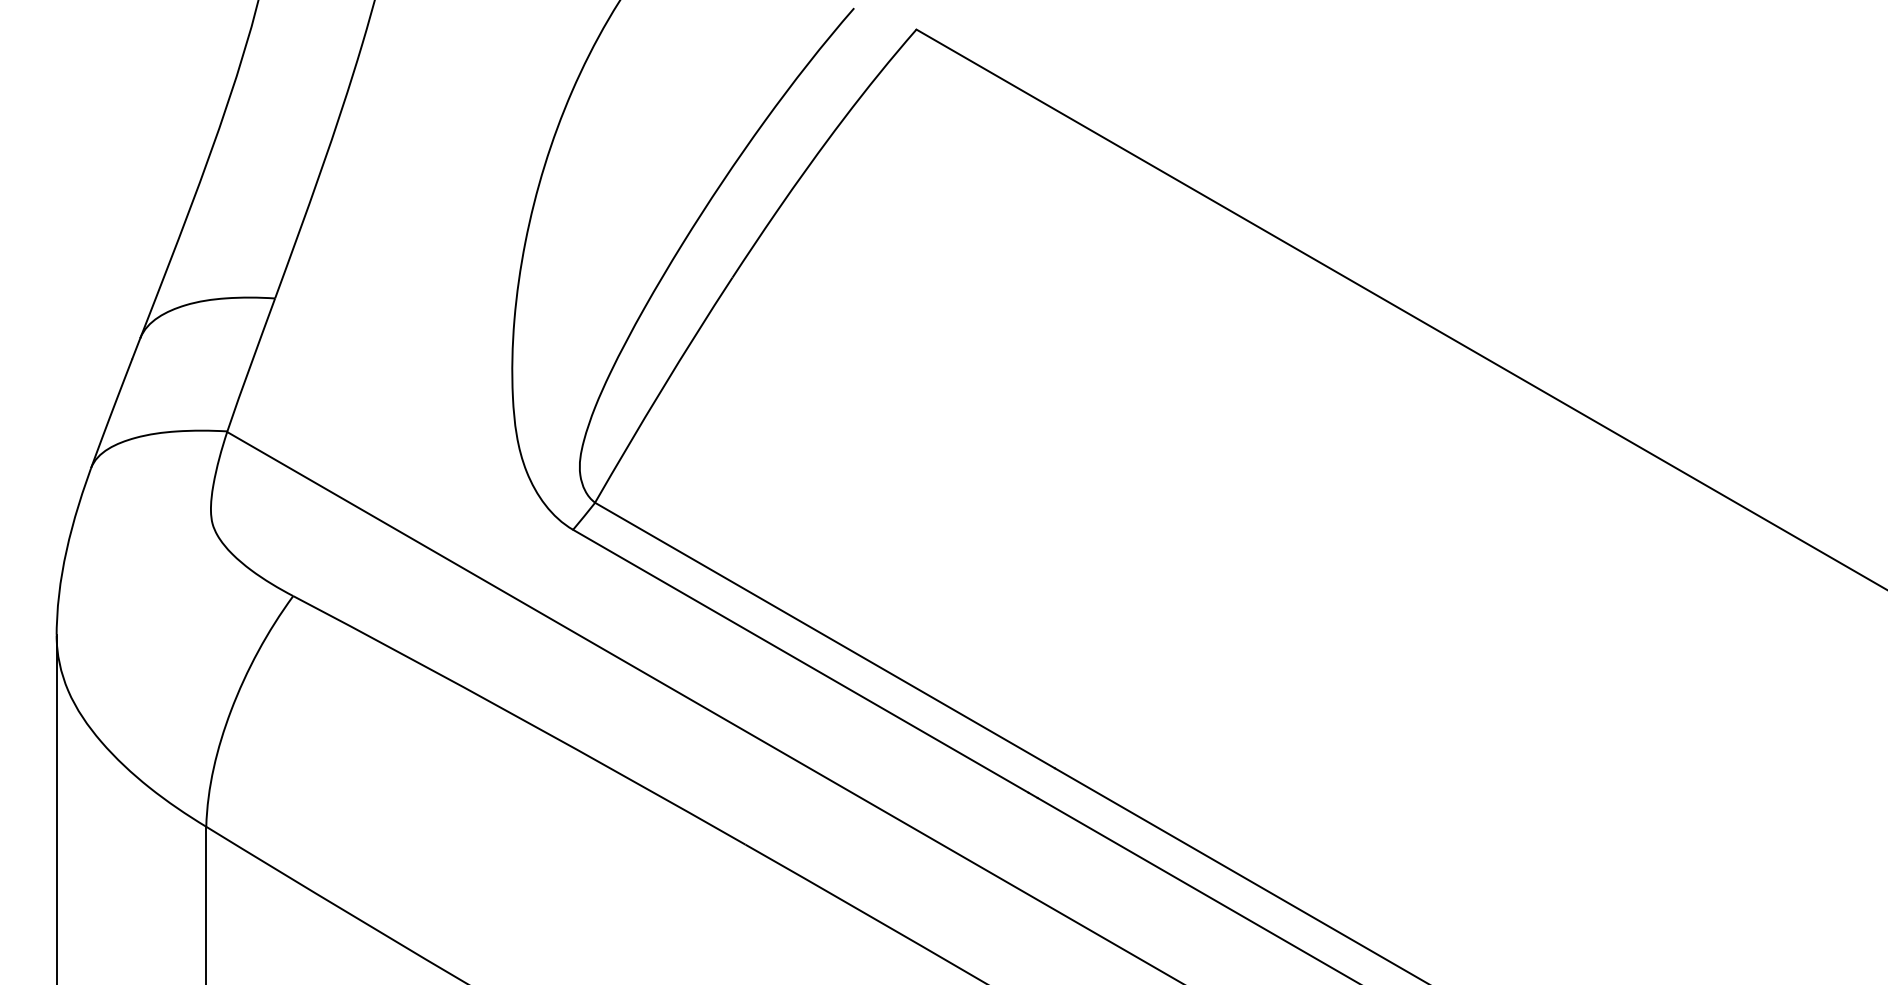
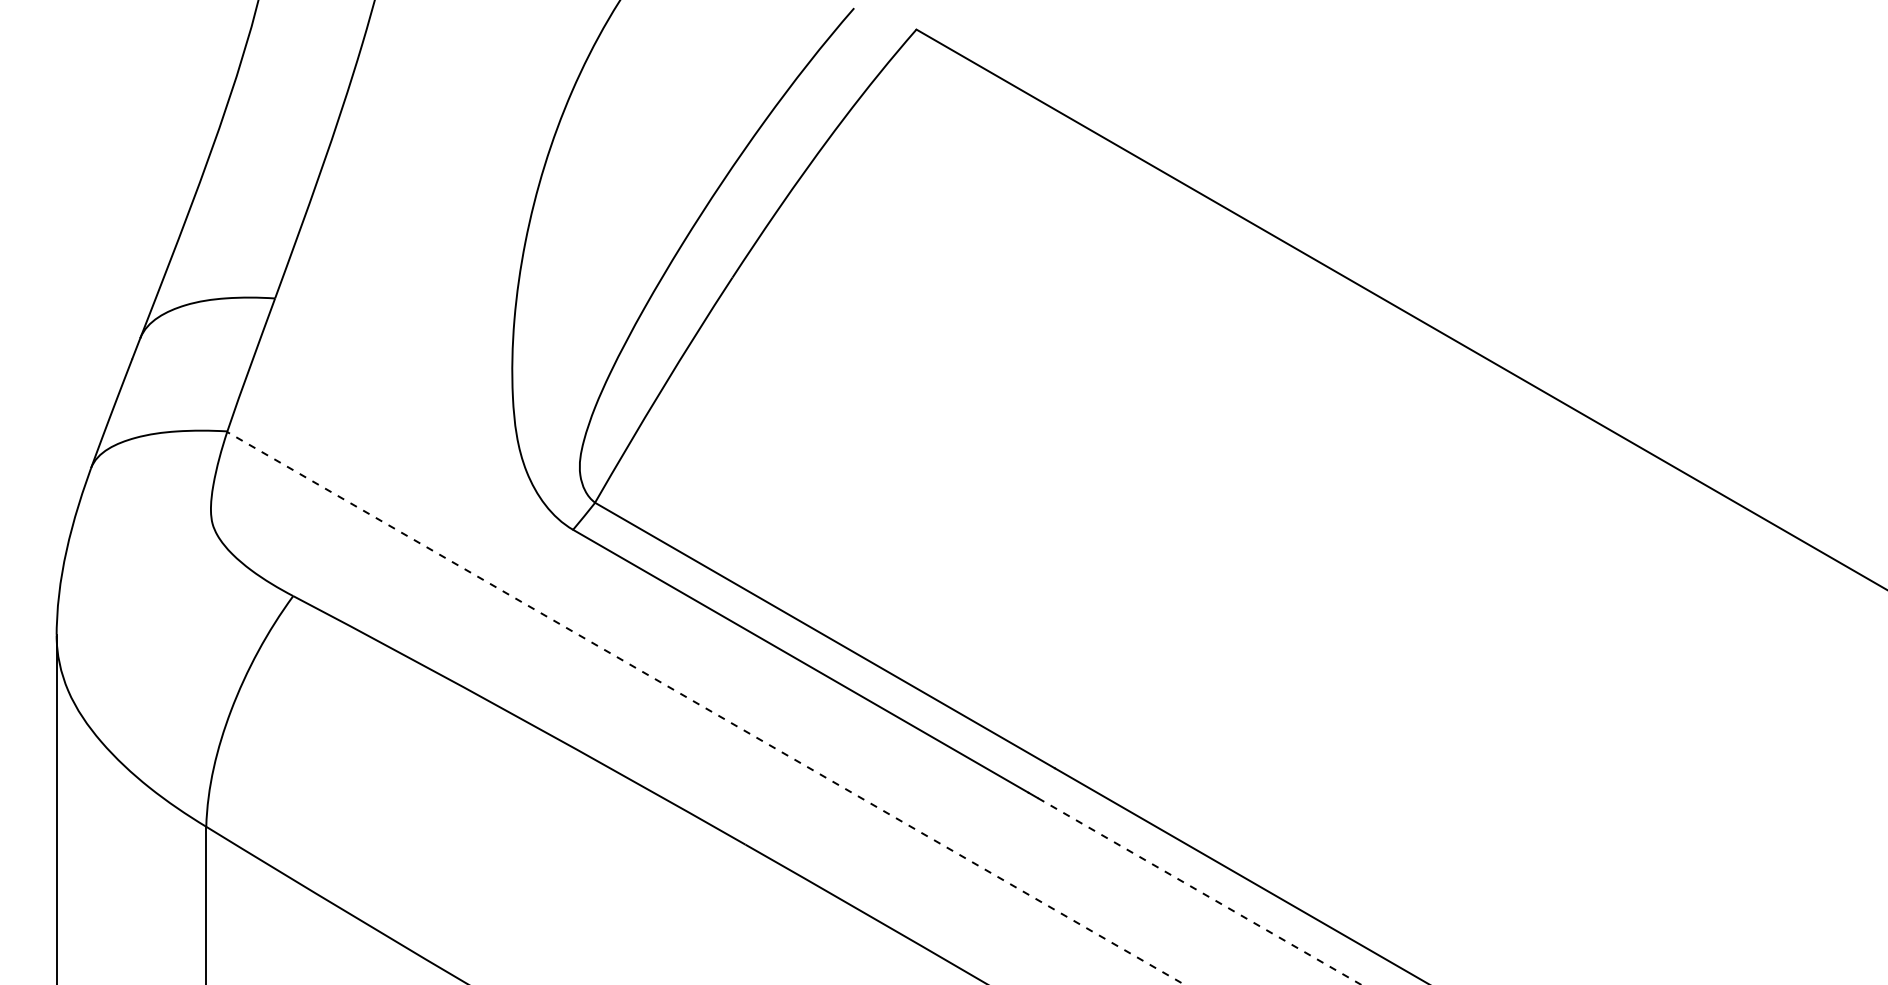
line: solid -> dashed (706, 708)
line: solid -> dashed (1198, 891)
